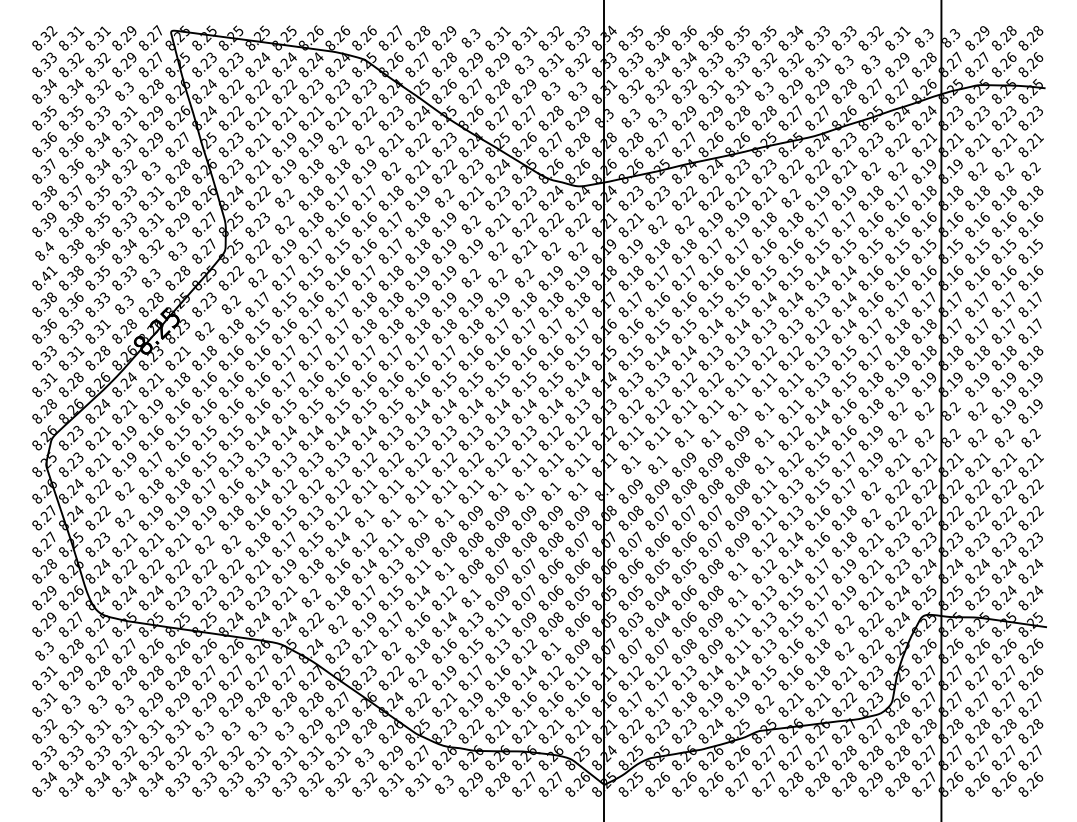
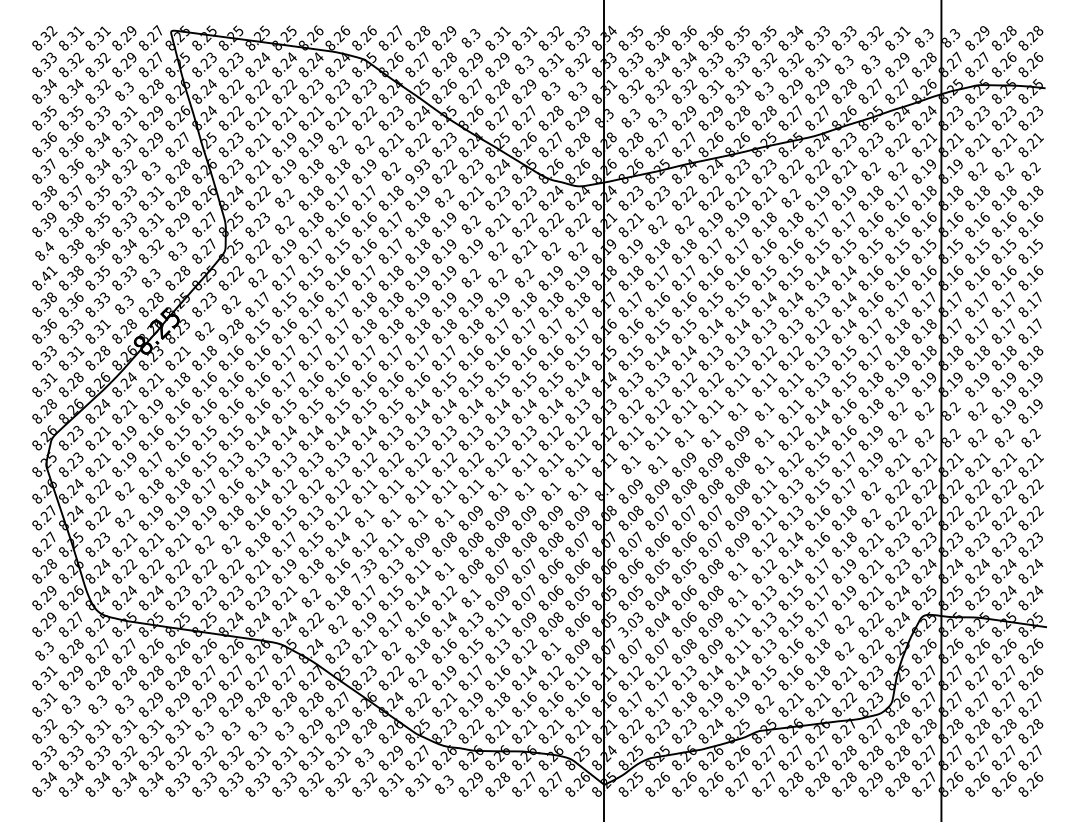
text: 8.21 -> 9.93 (418, 171)
text: 8.18 -> 9.28 (227, 334)
text: 8.14 -> 7.33 (363, 570)
text: 8.03 -> 3.03 (623, 632)
